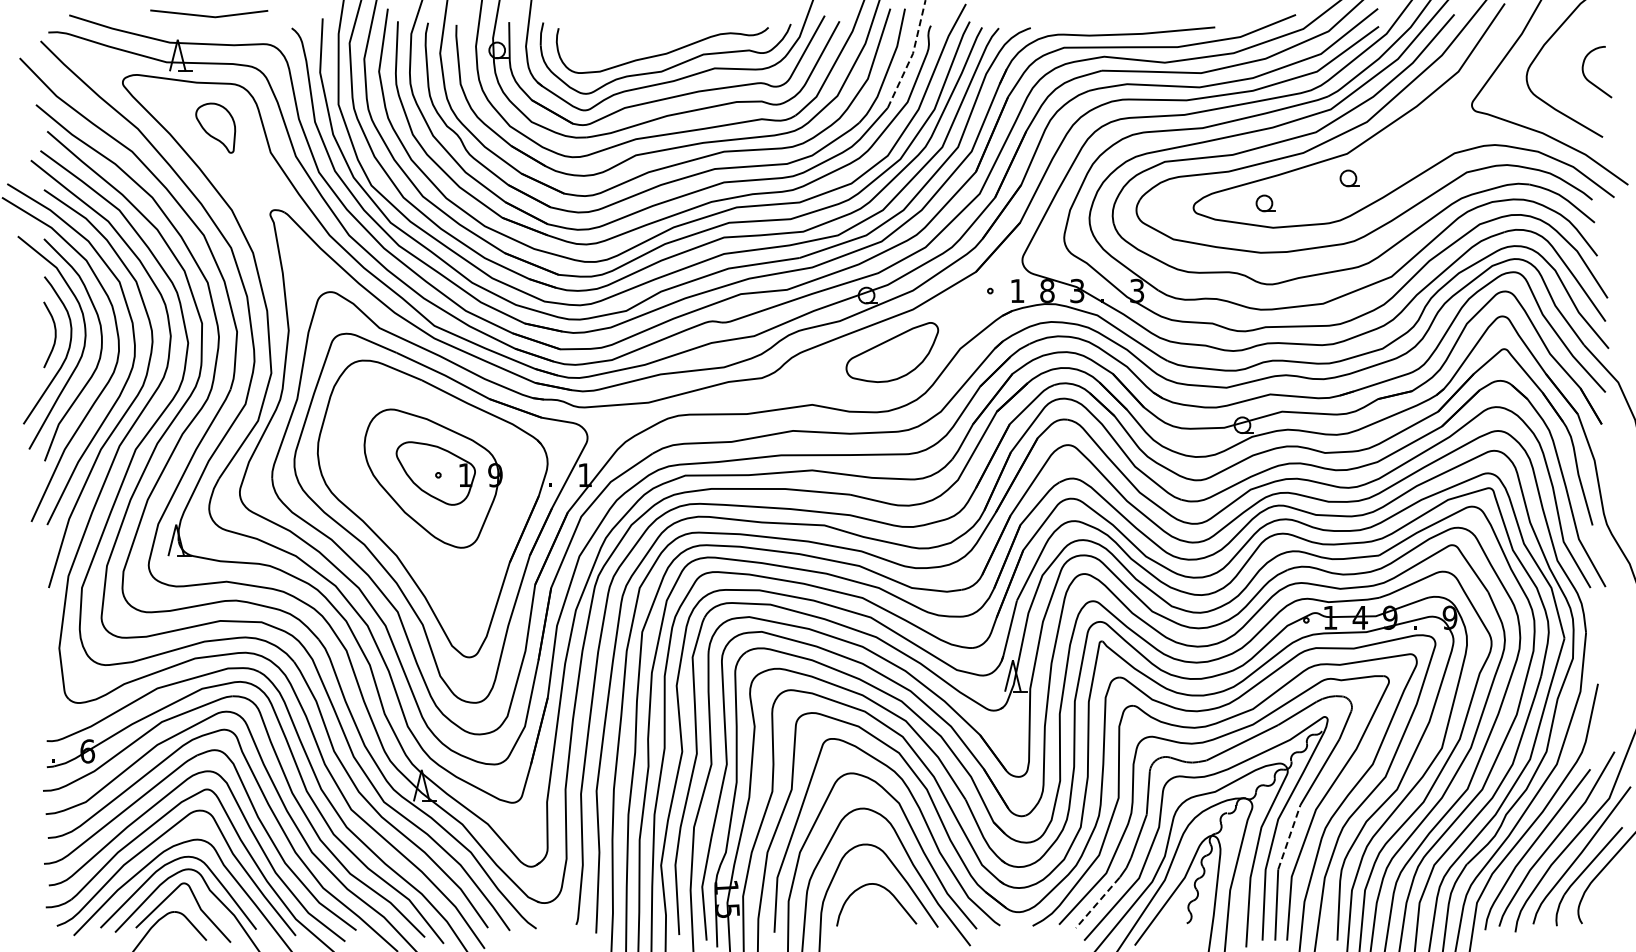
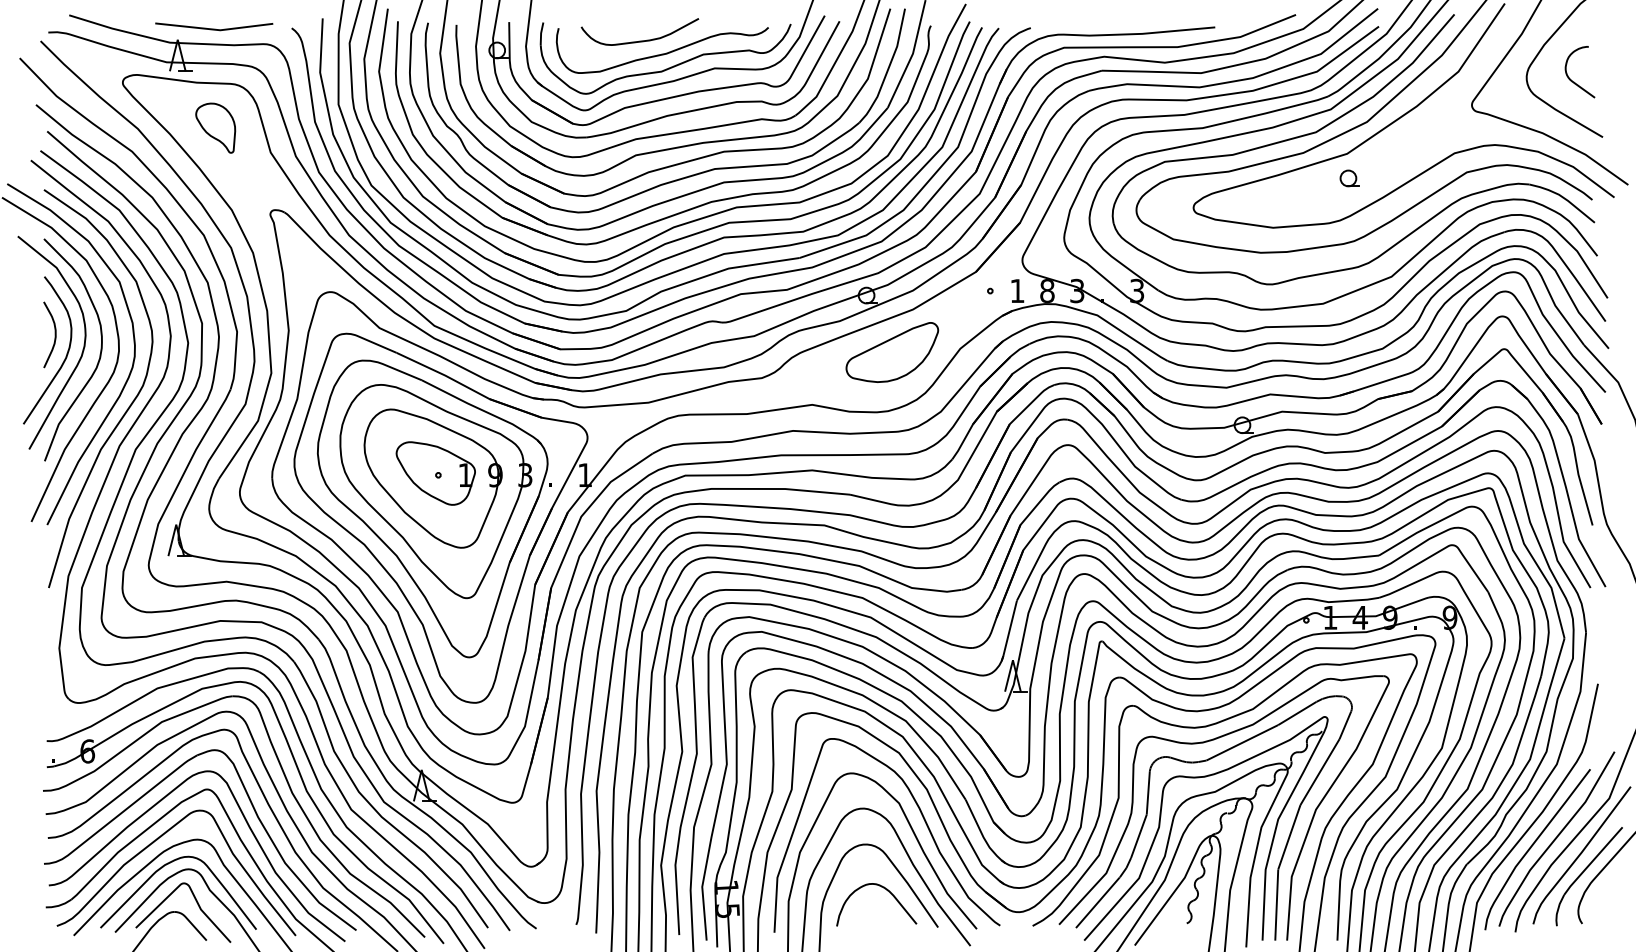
line position: (209, 15) -> (214, 28) (214, 28)
curve: none -> present (639, 40)
line: dashed -> solid (912, 54)
curve position: (1591, 81) -> (1574, 81) (1574, 81)
part: present -> none (1265, 203)
part: none -> present (435, 491)
line: dashed -> solid (1289, 836)
line: dashed -> solid (1097, 903)
